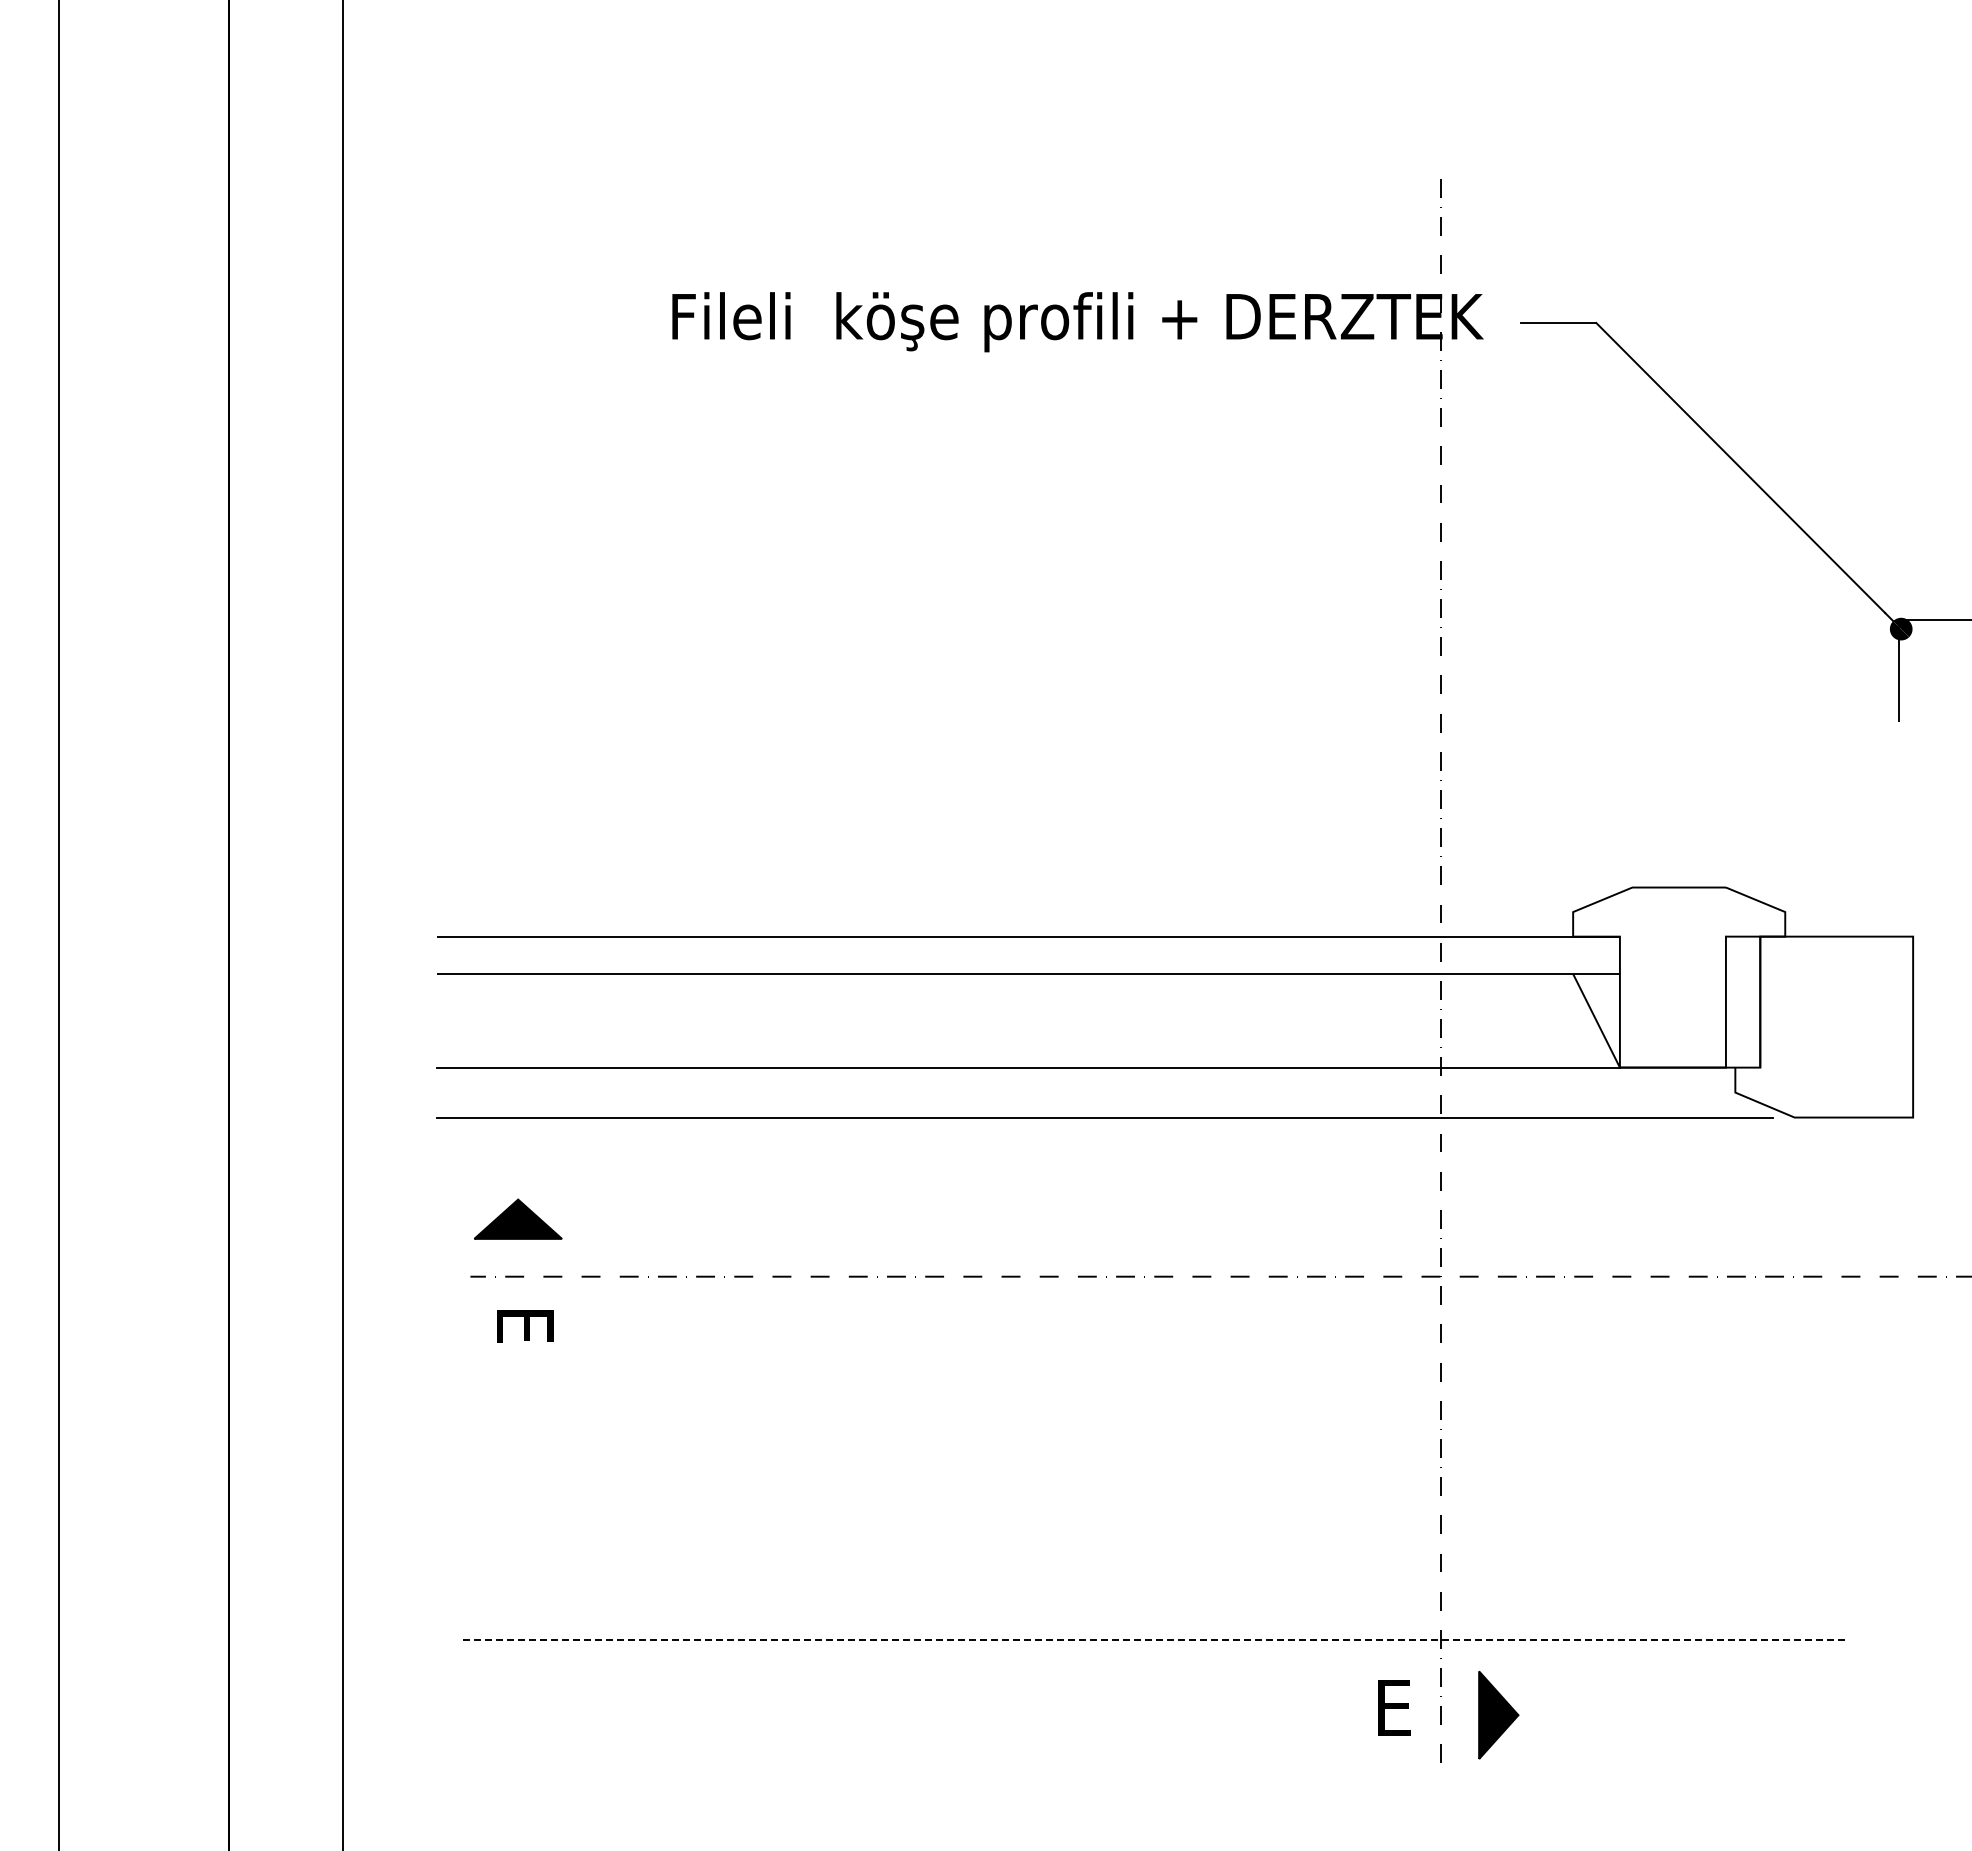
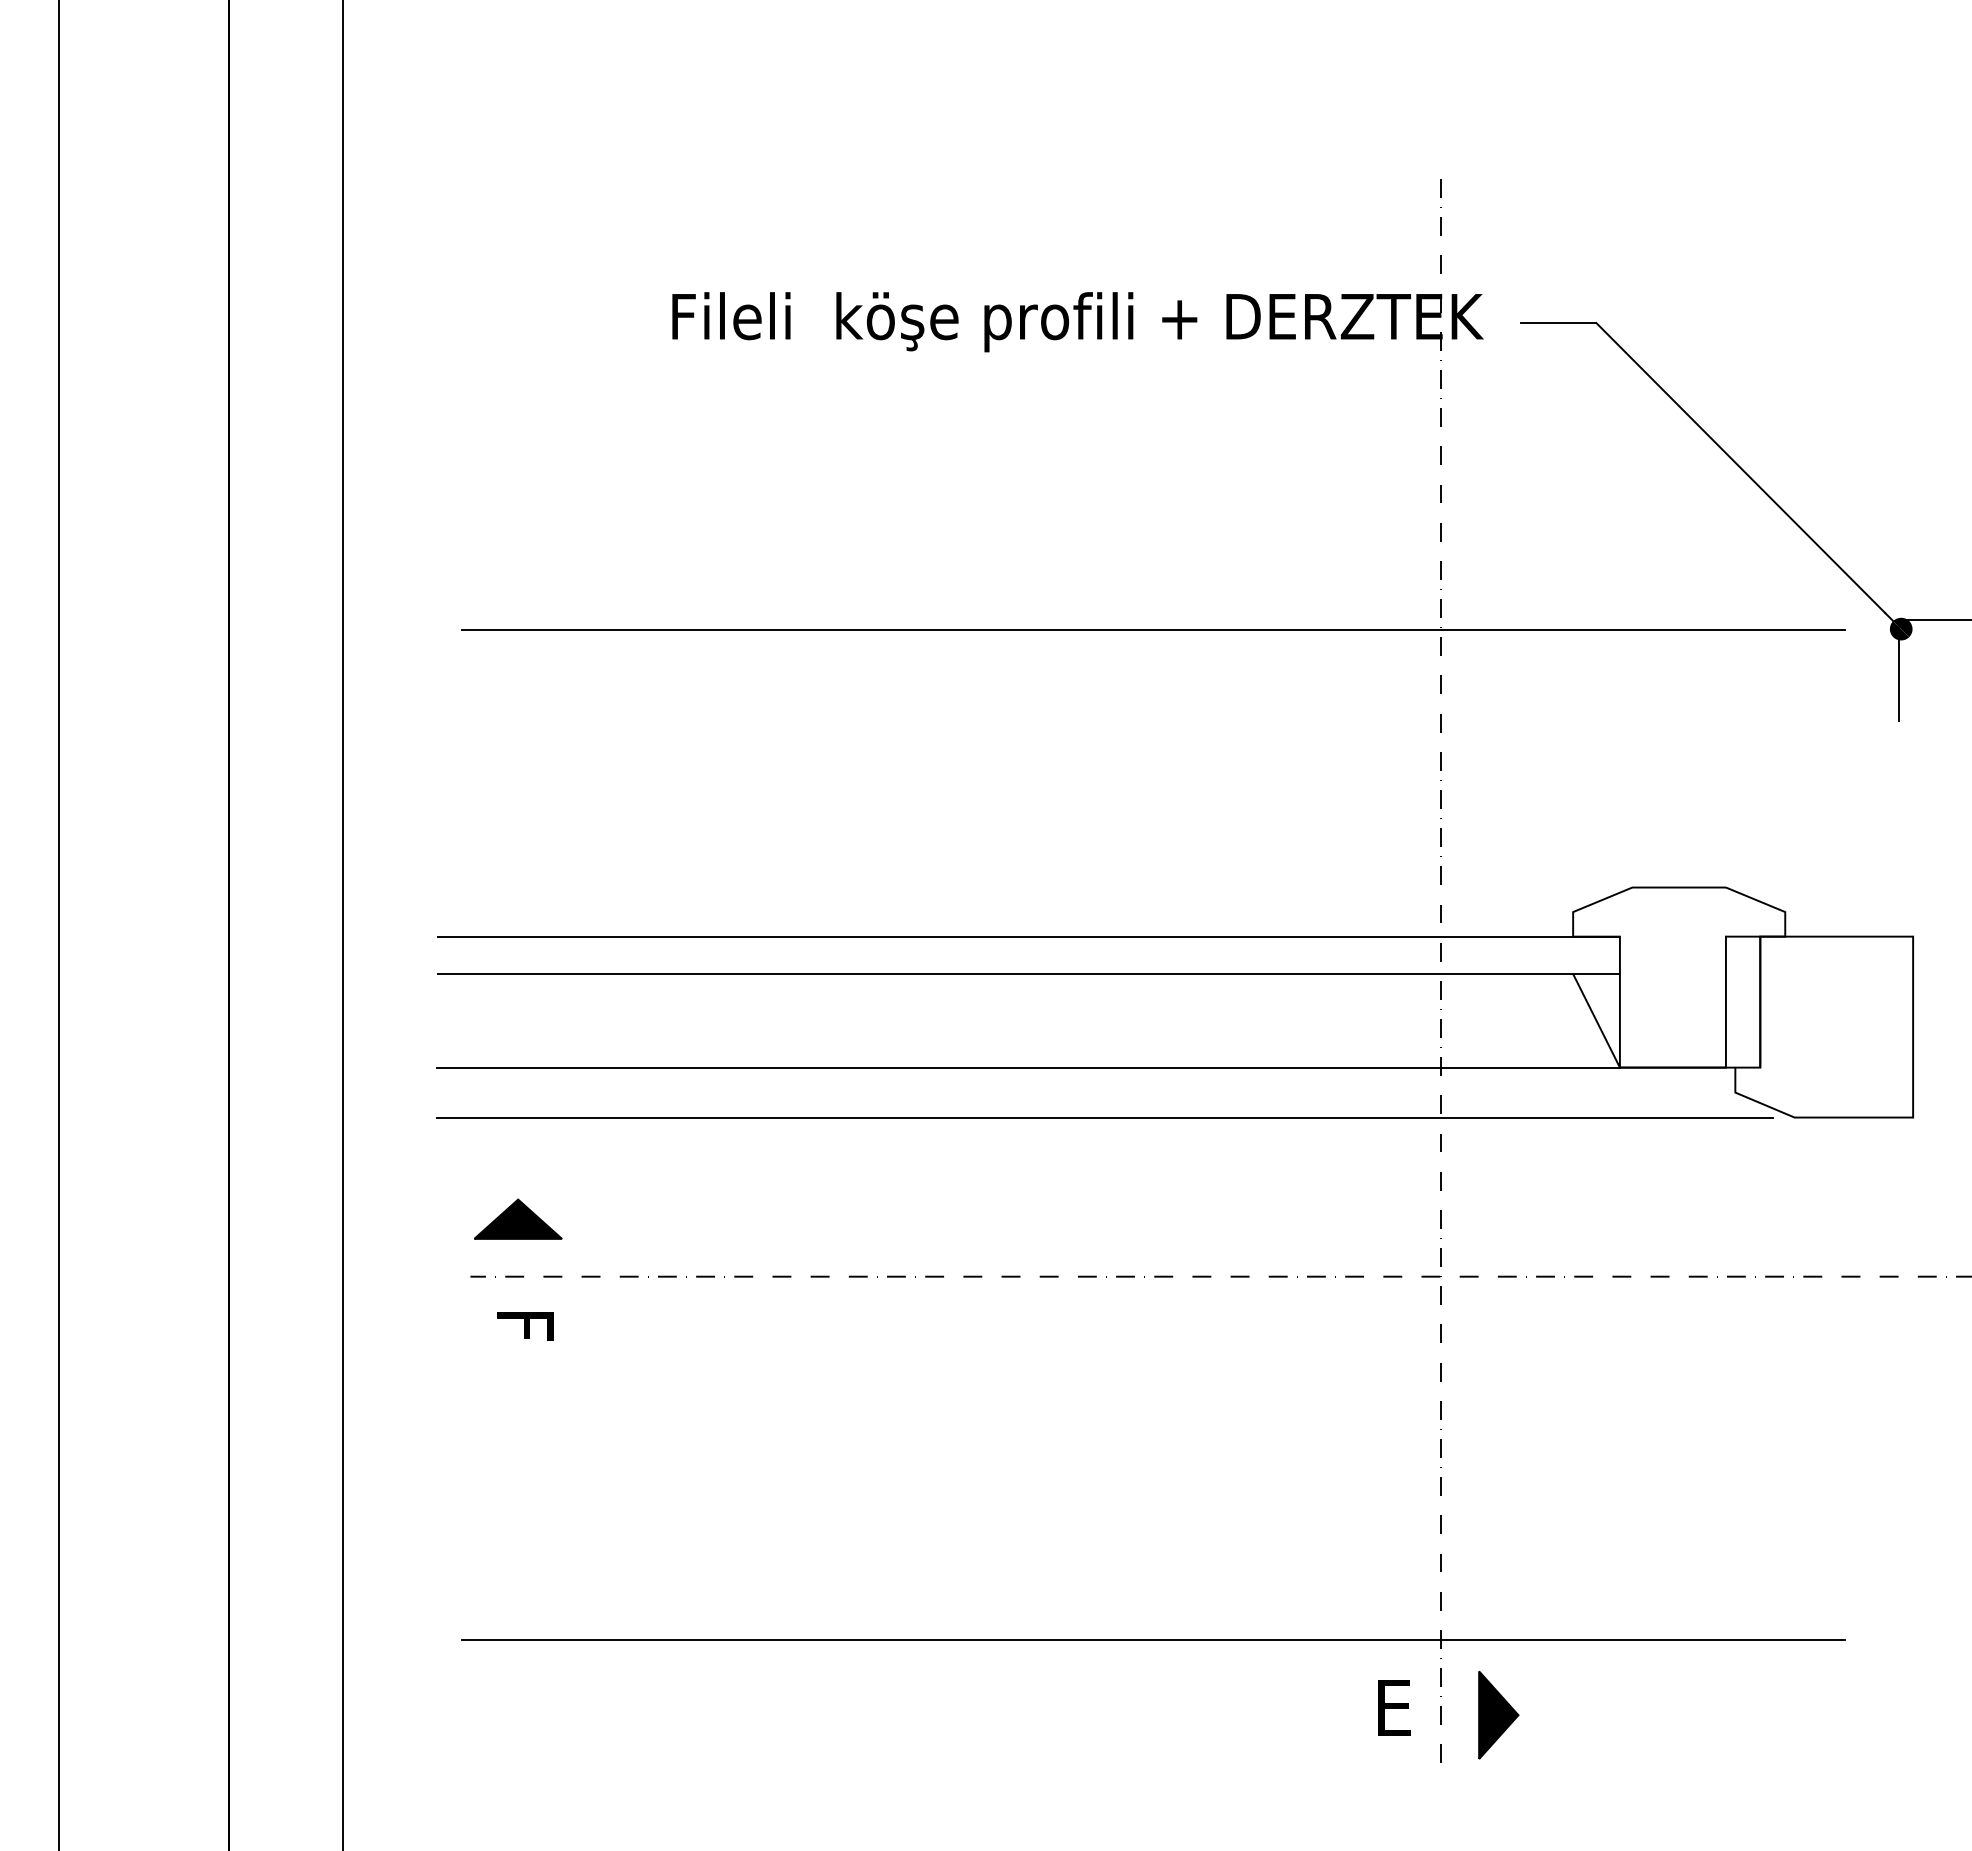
line: none -> present (1152, 630)
text: E -> F (525, 1326)
line: dashed -> solid (1153, 1639)
